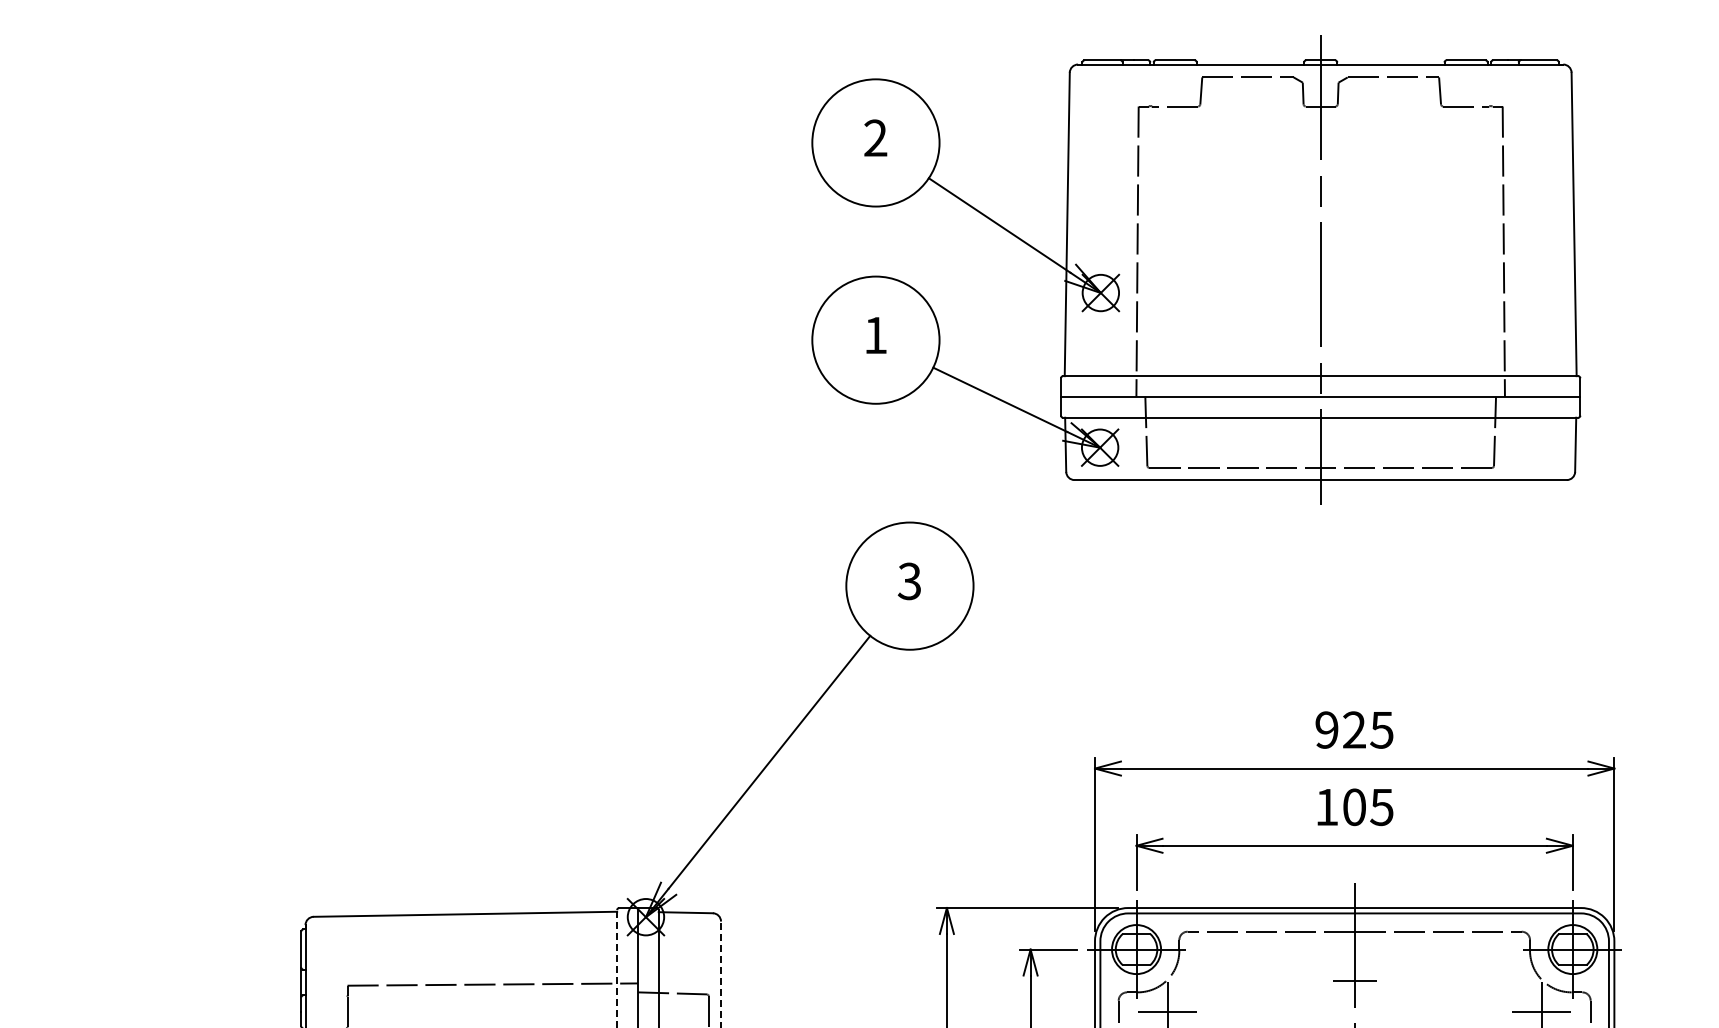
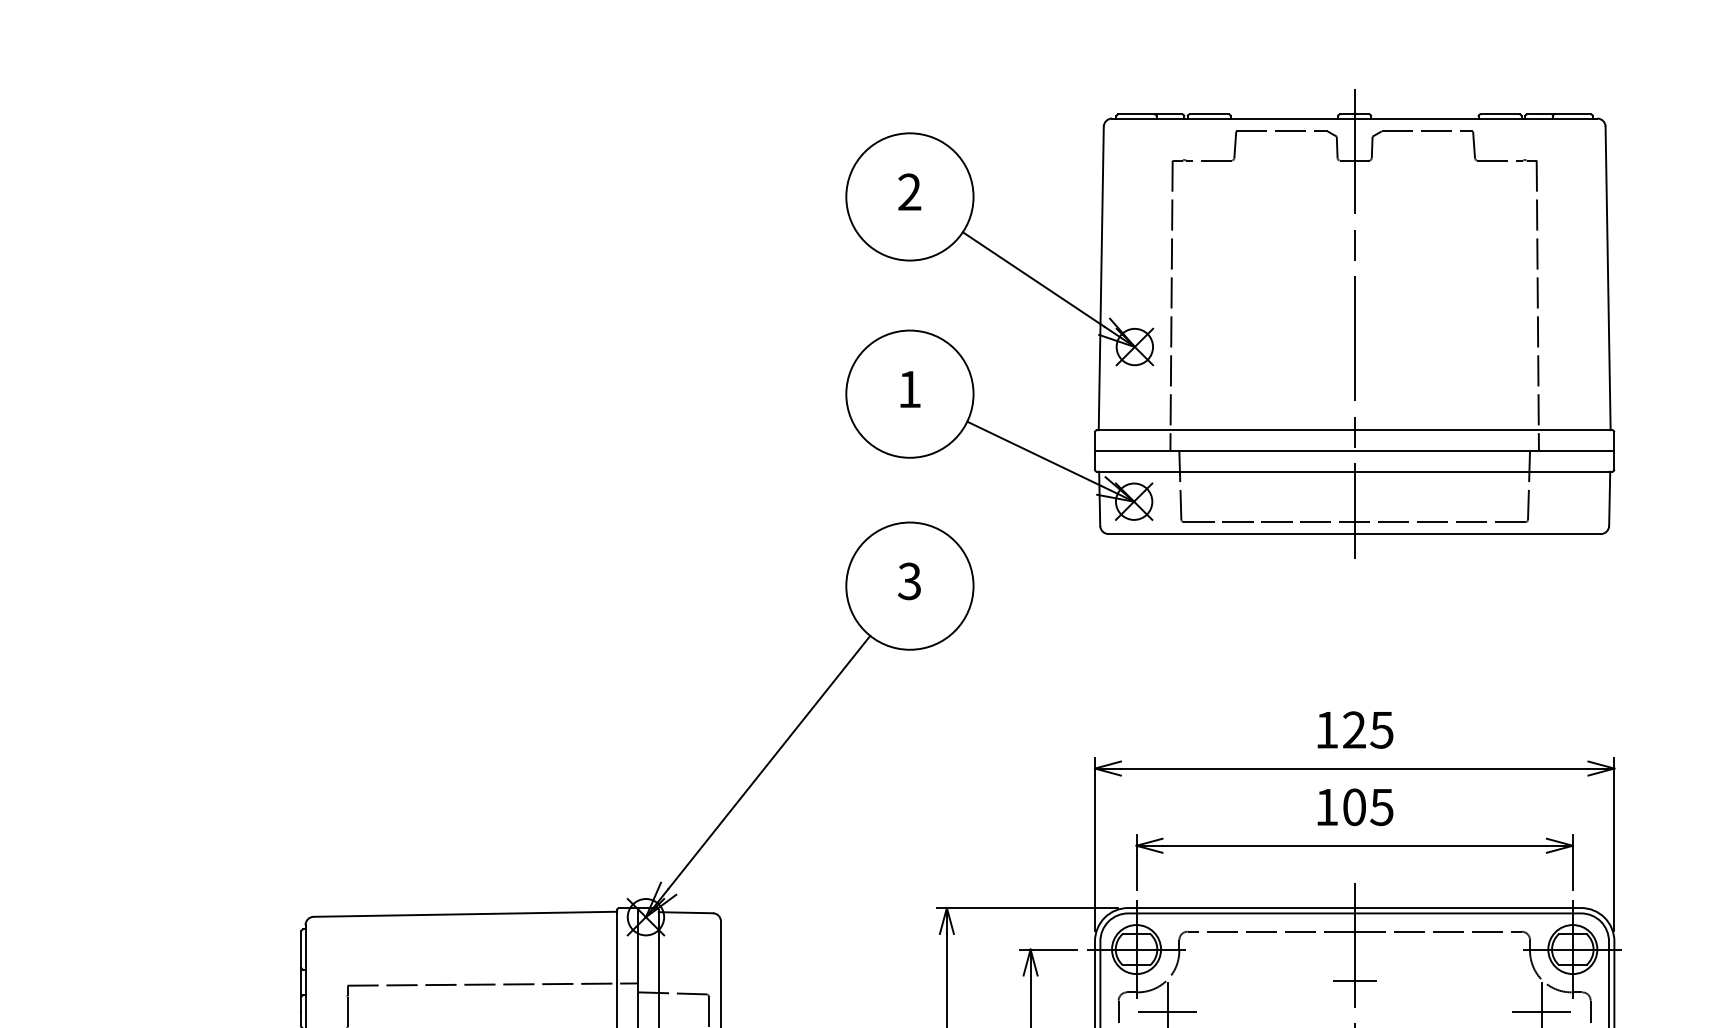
part position: (1196, 269) -> (1230, 323) (1230, 323)
text: 925 -> 125 (1326, 729)
line: dashed -> solid (617, 968)
line: dashed -> solid (721, 974)
